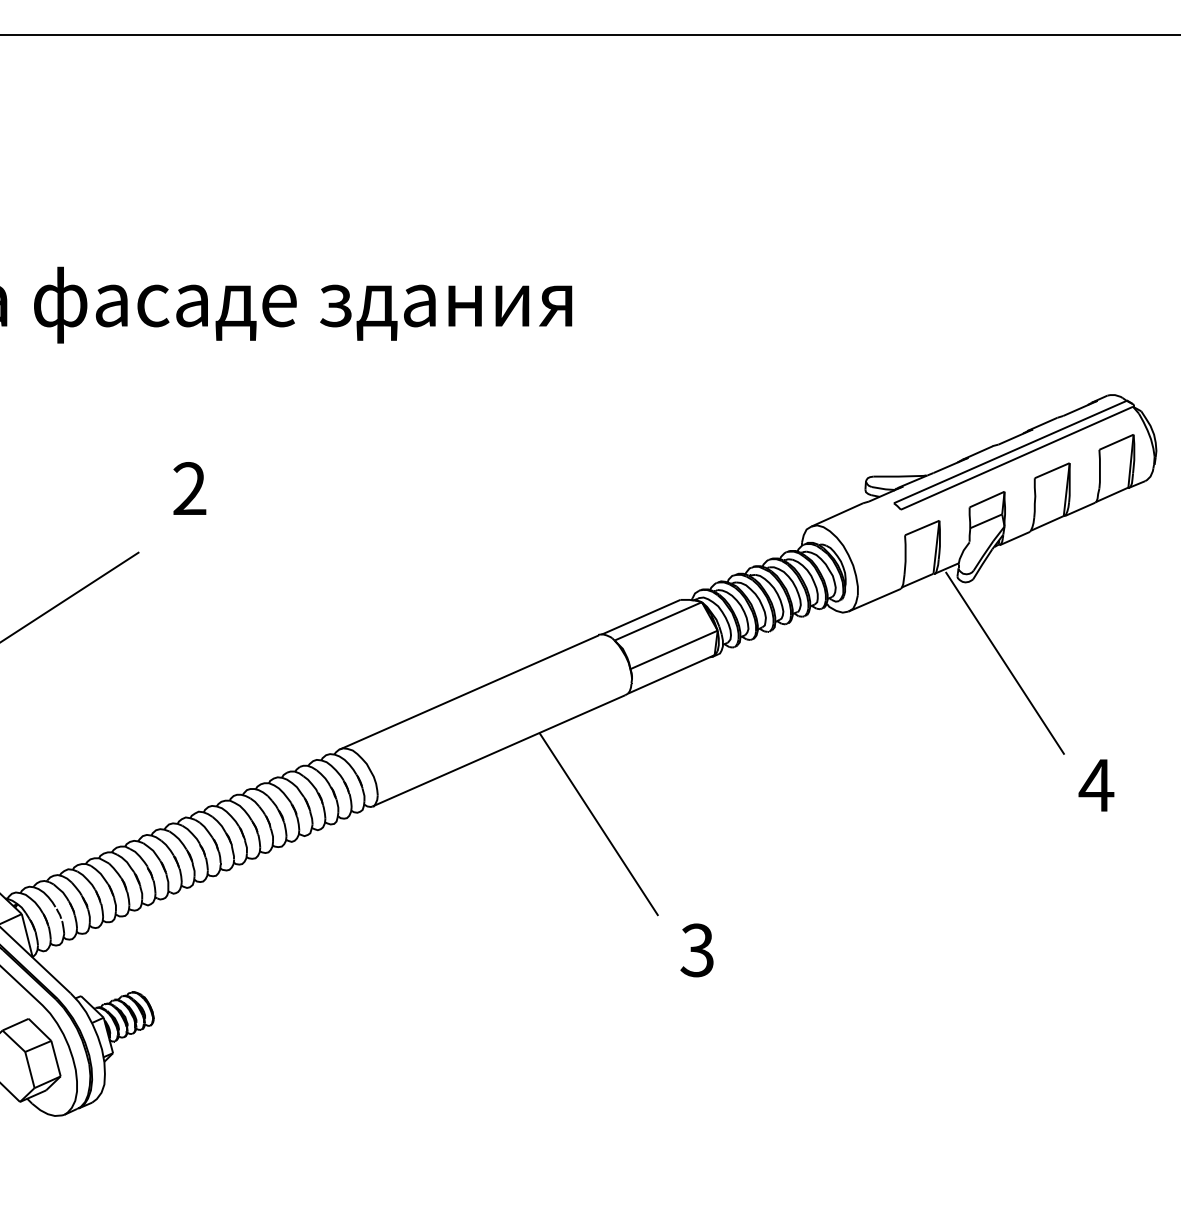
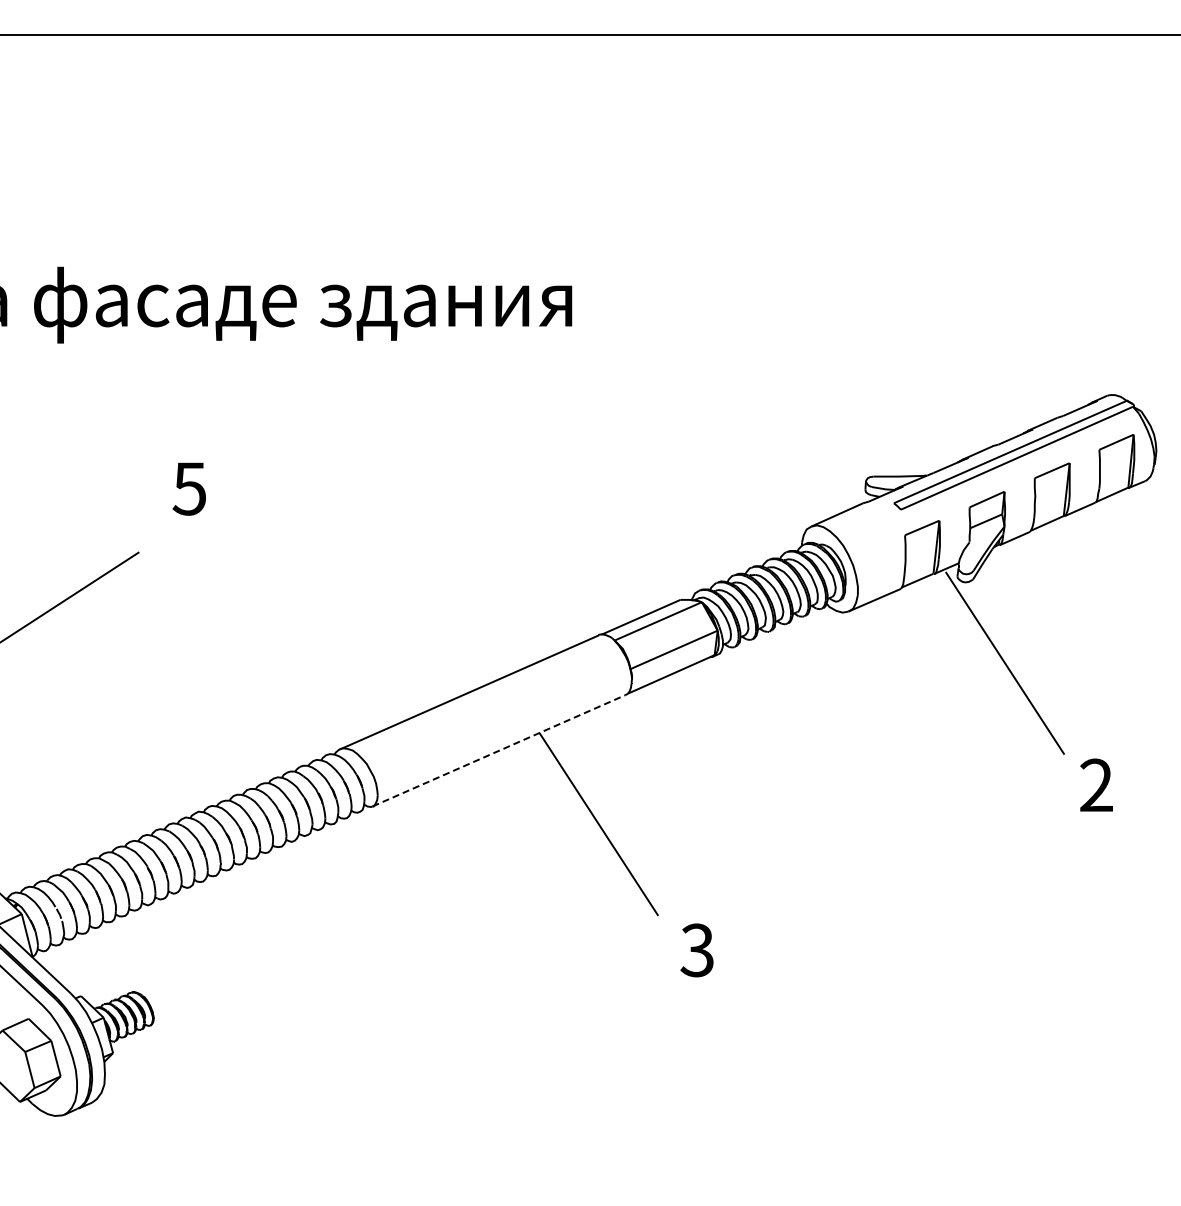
text: 2 -> 5 (189, 488)
line: solid -> dashed (499, 750)
text: 4 -> 2 (1096, 784)
